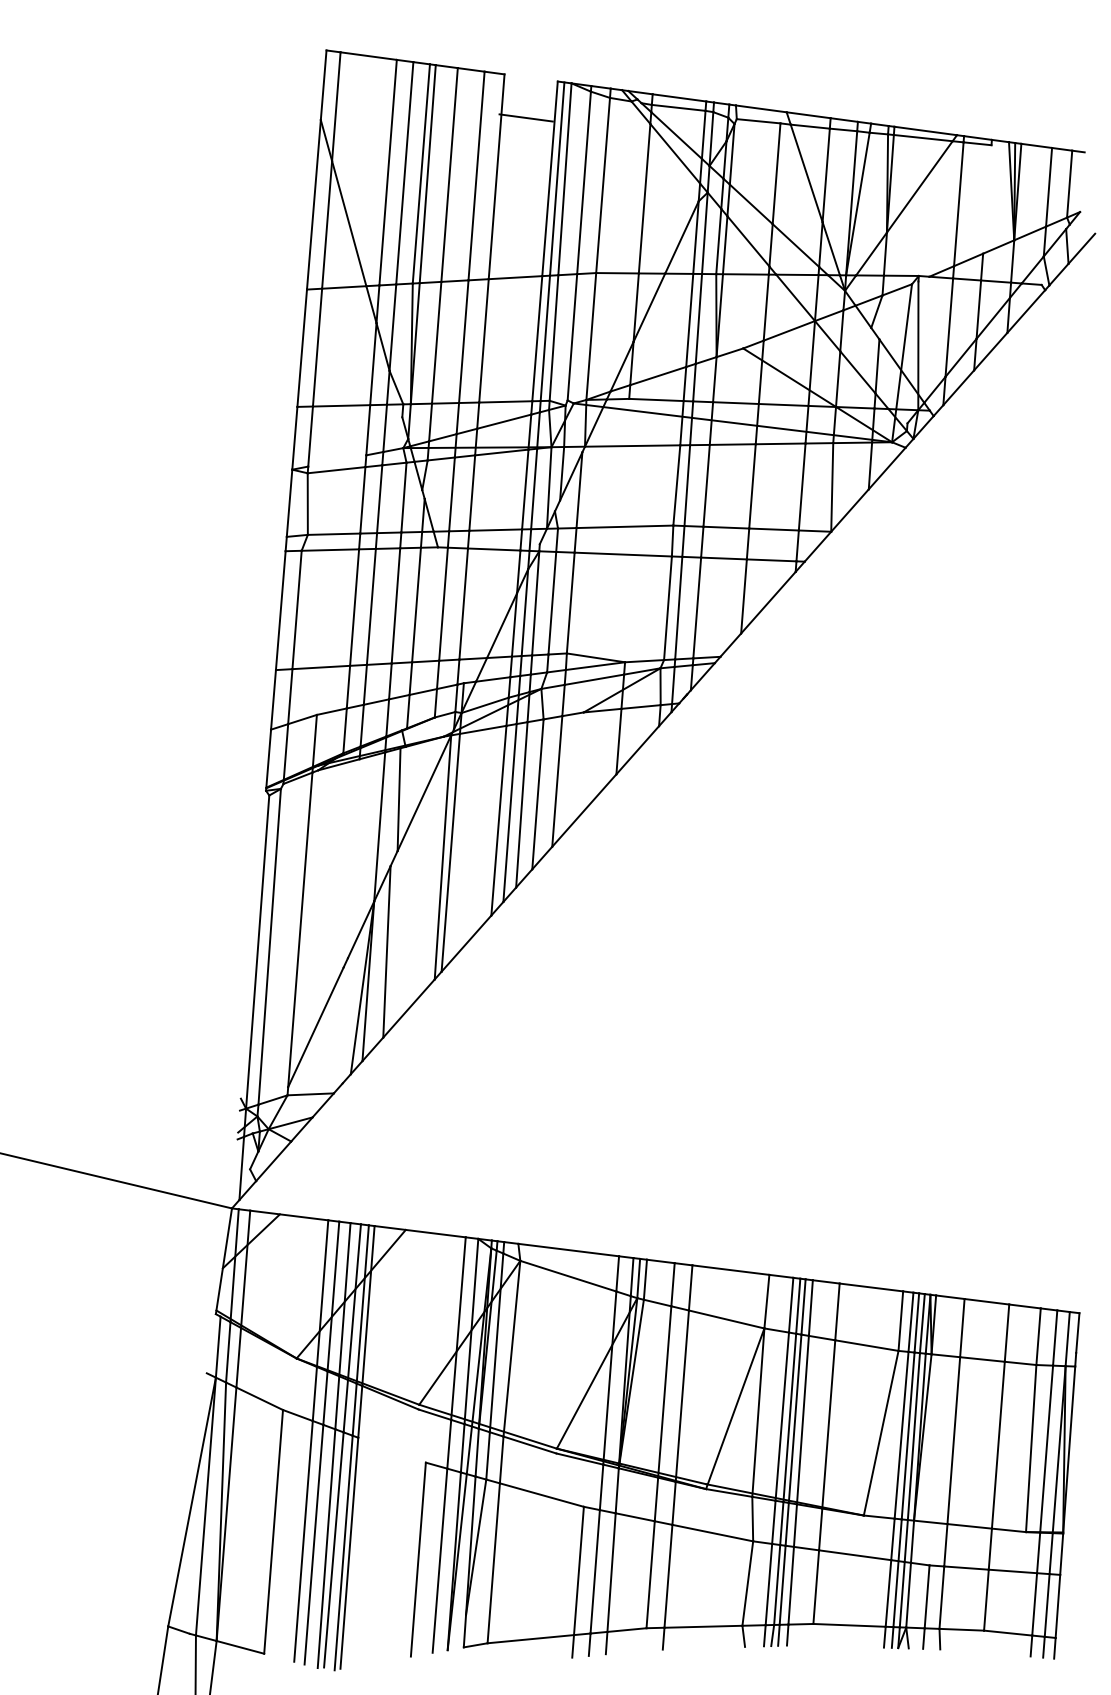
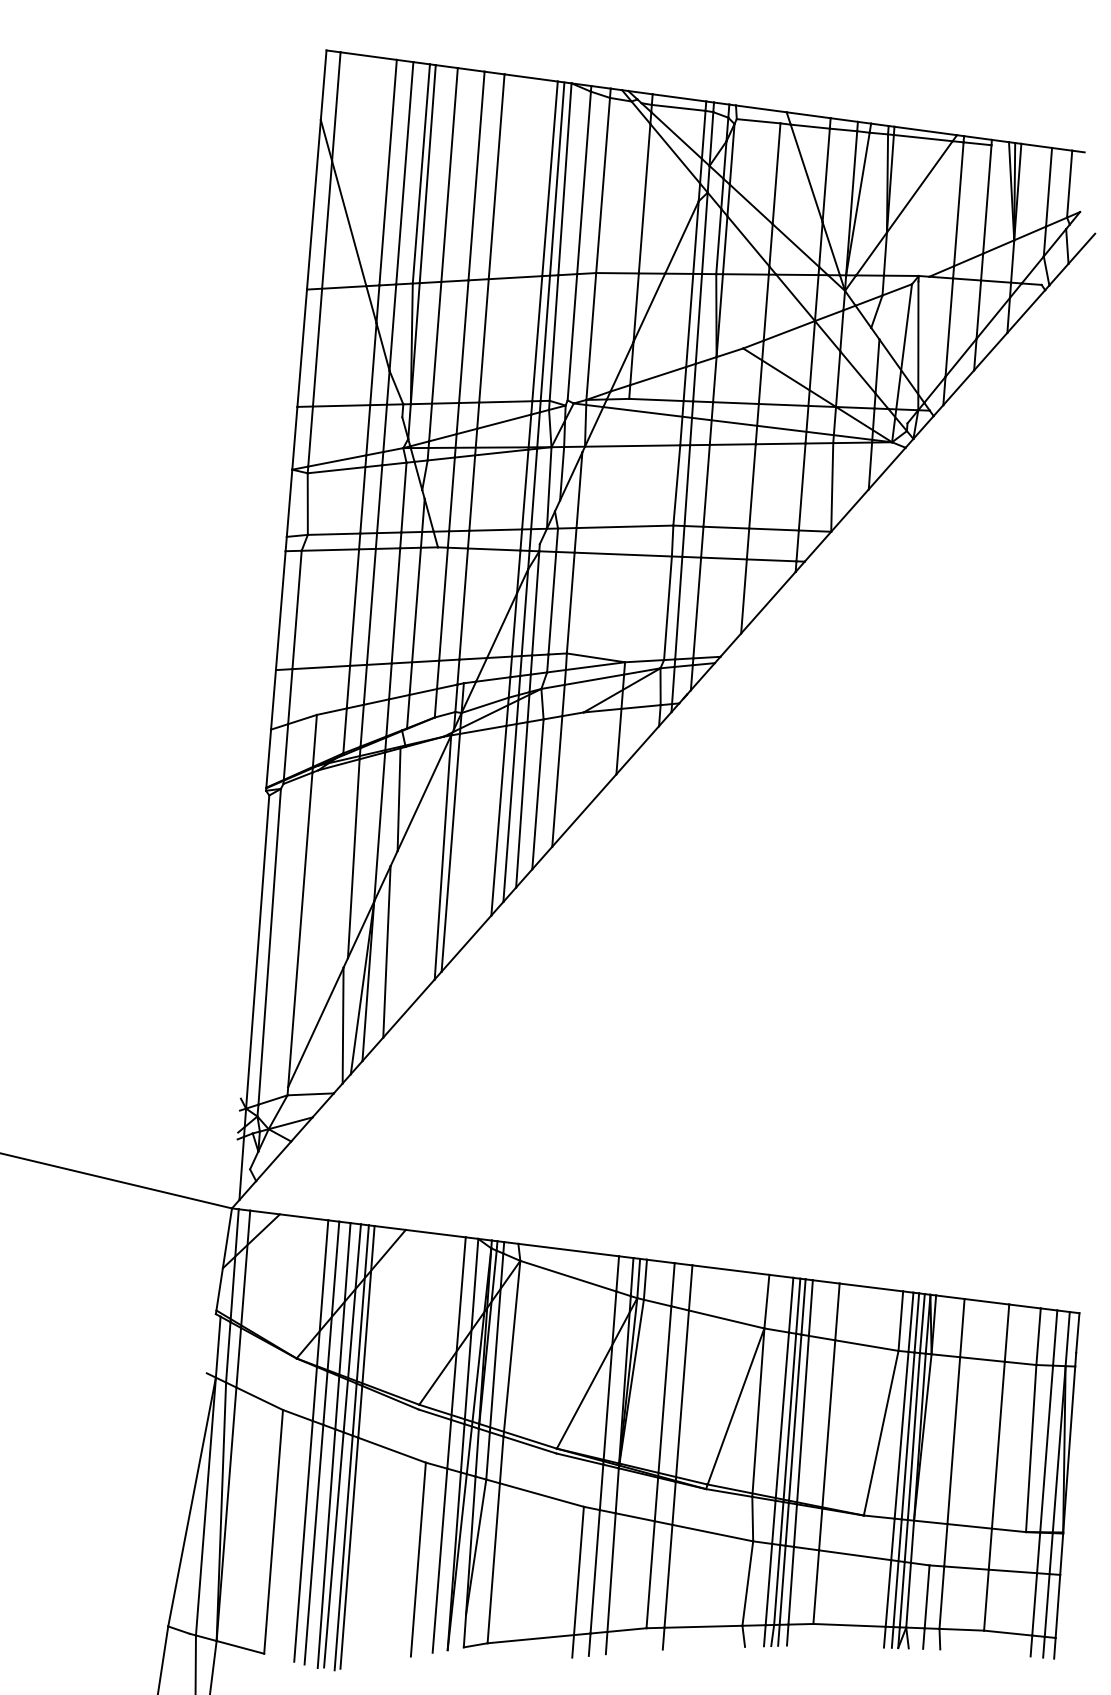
line position: (525, 117) -> (530, 77) (530, 77)
line: none -> present (987, 199)
line: none -> present (337, 460)
line: none -> present (353, 858)
line: none -> present (342, 1025)
line: none -> present (391, 1449)
